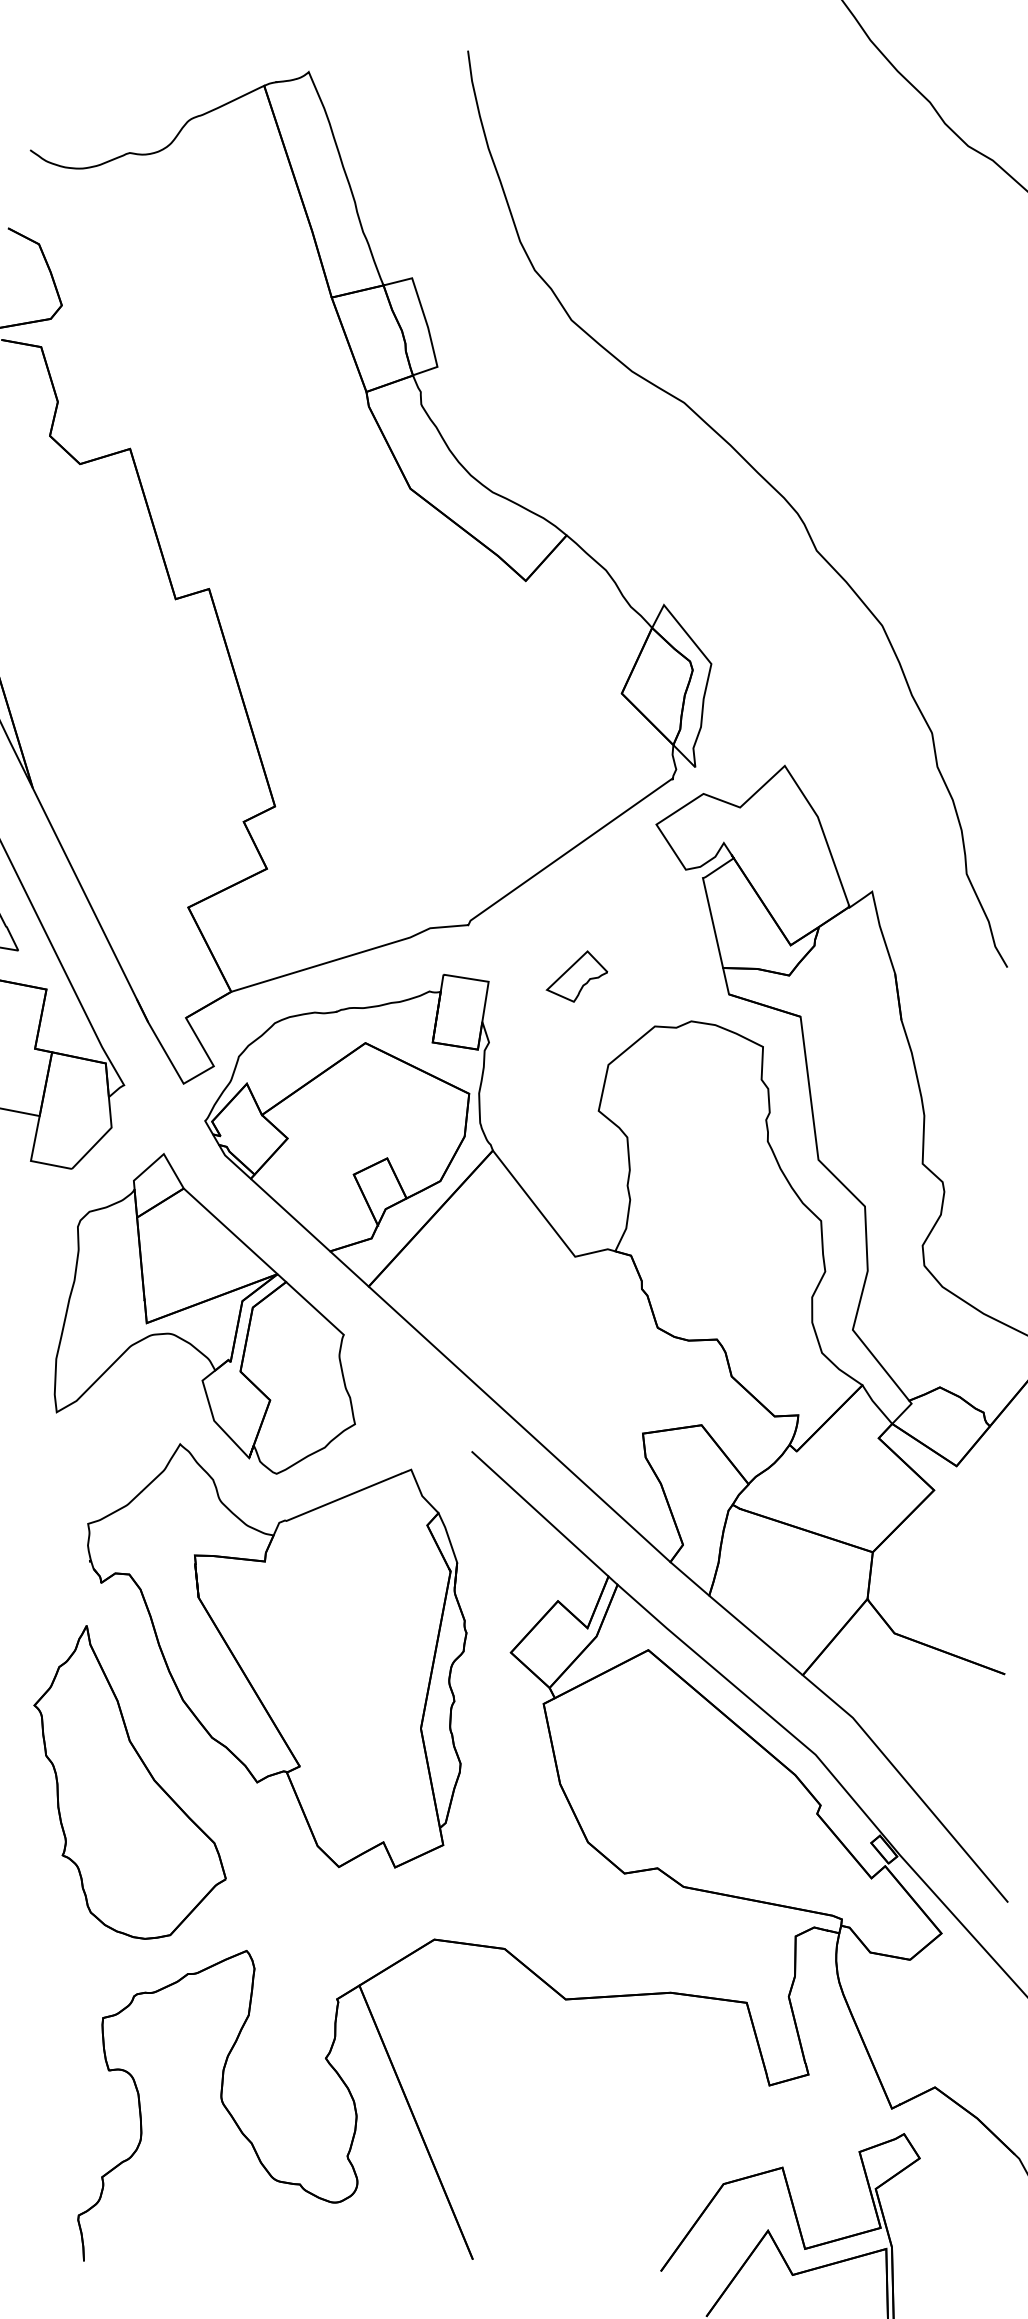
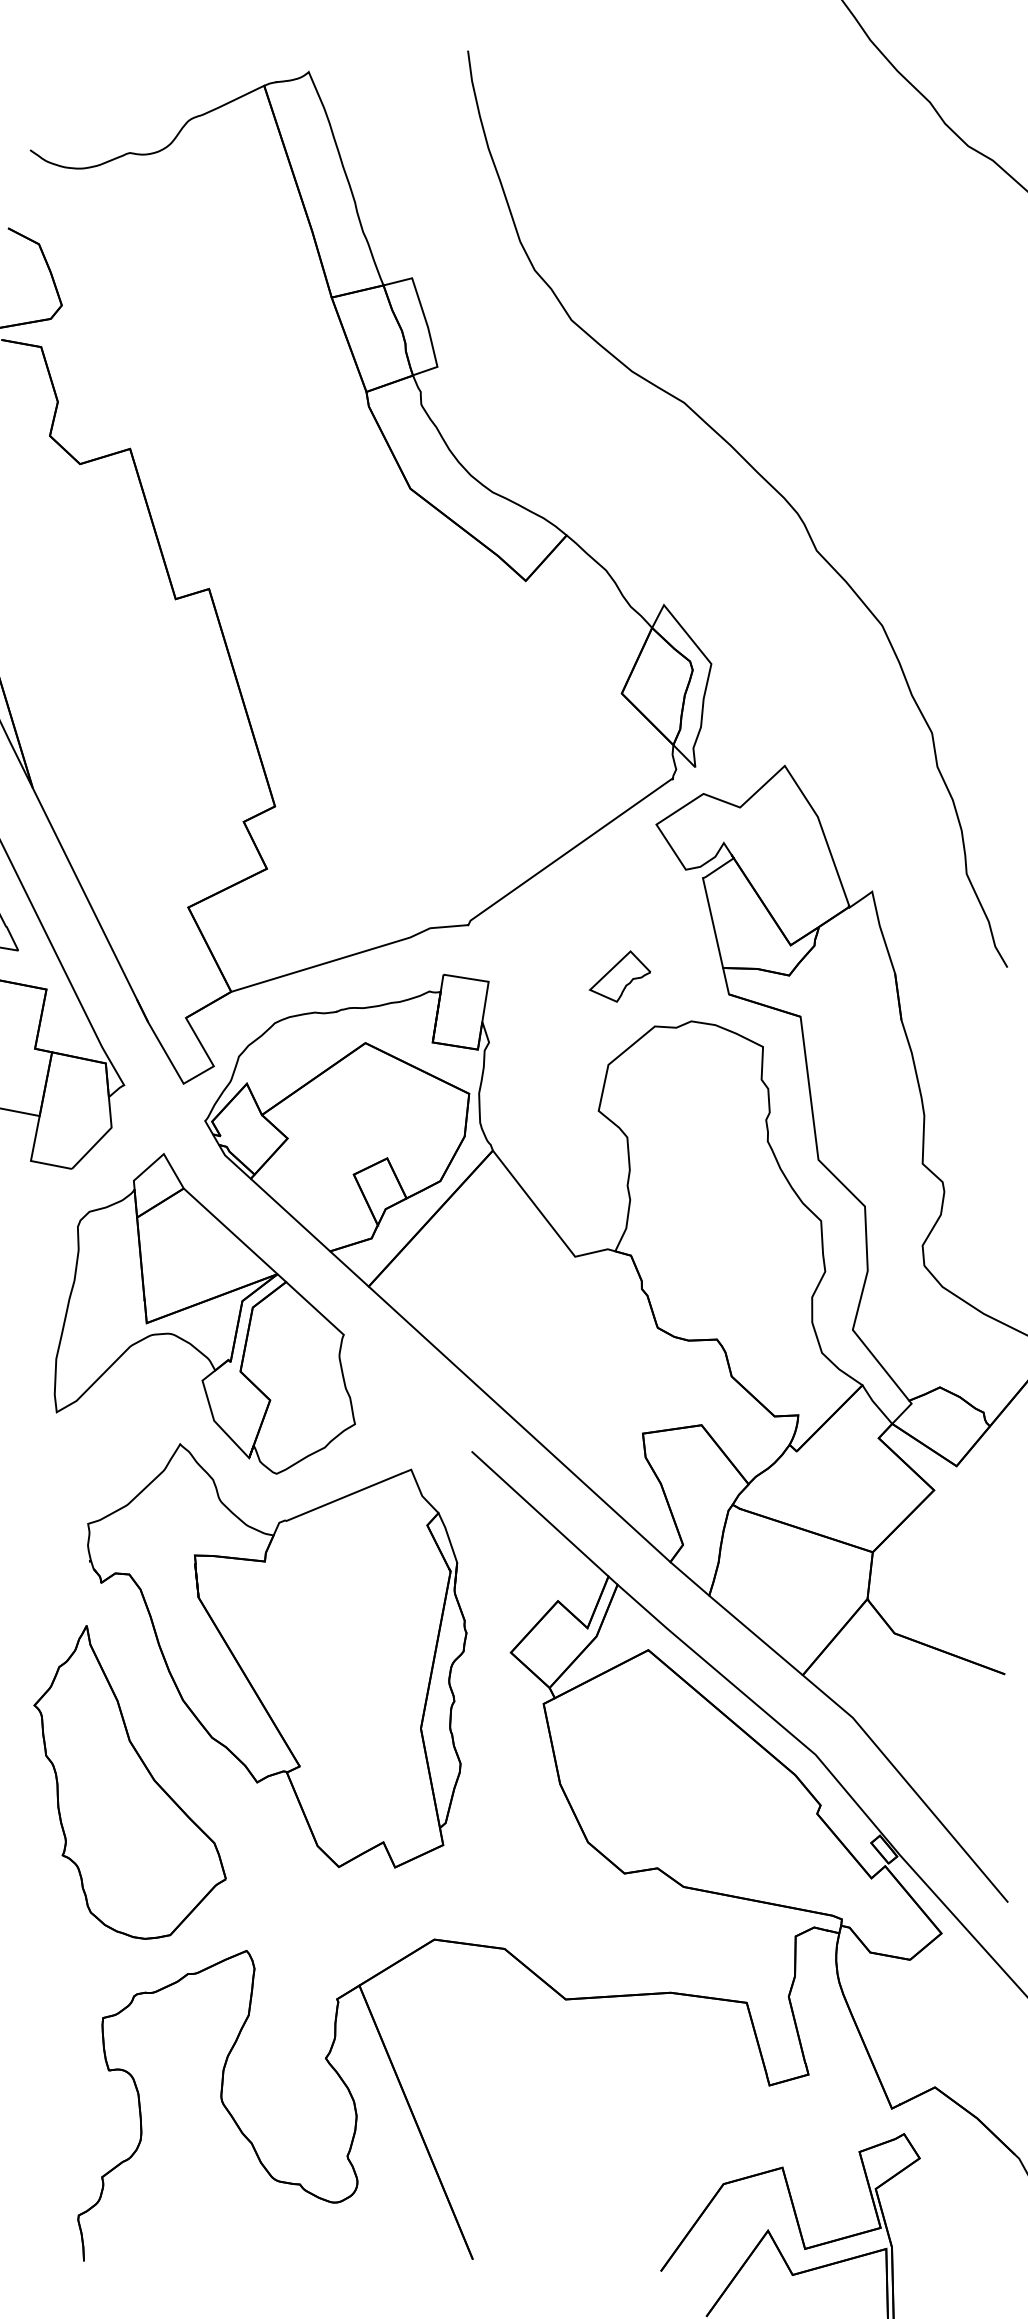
part position: (576, 976) -> (619, 976) (619, 976)
